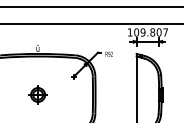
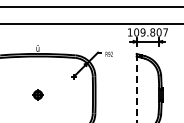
line: solid -> dashed (136, 88)
part size: 20x20 px -> 12x12 px (37, 94)
